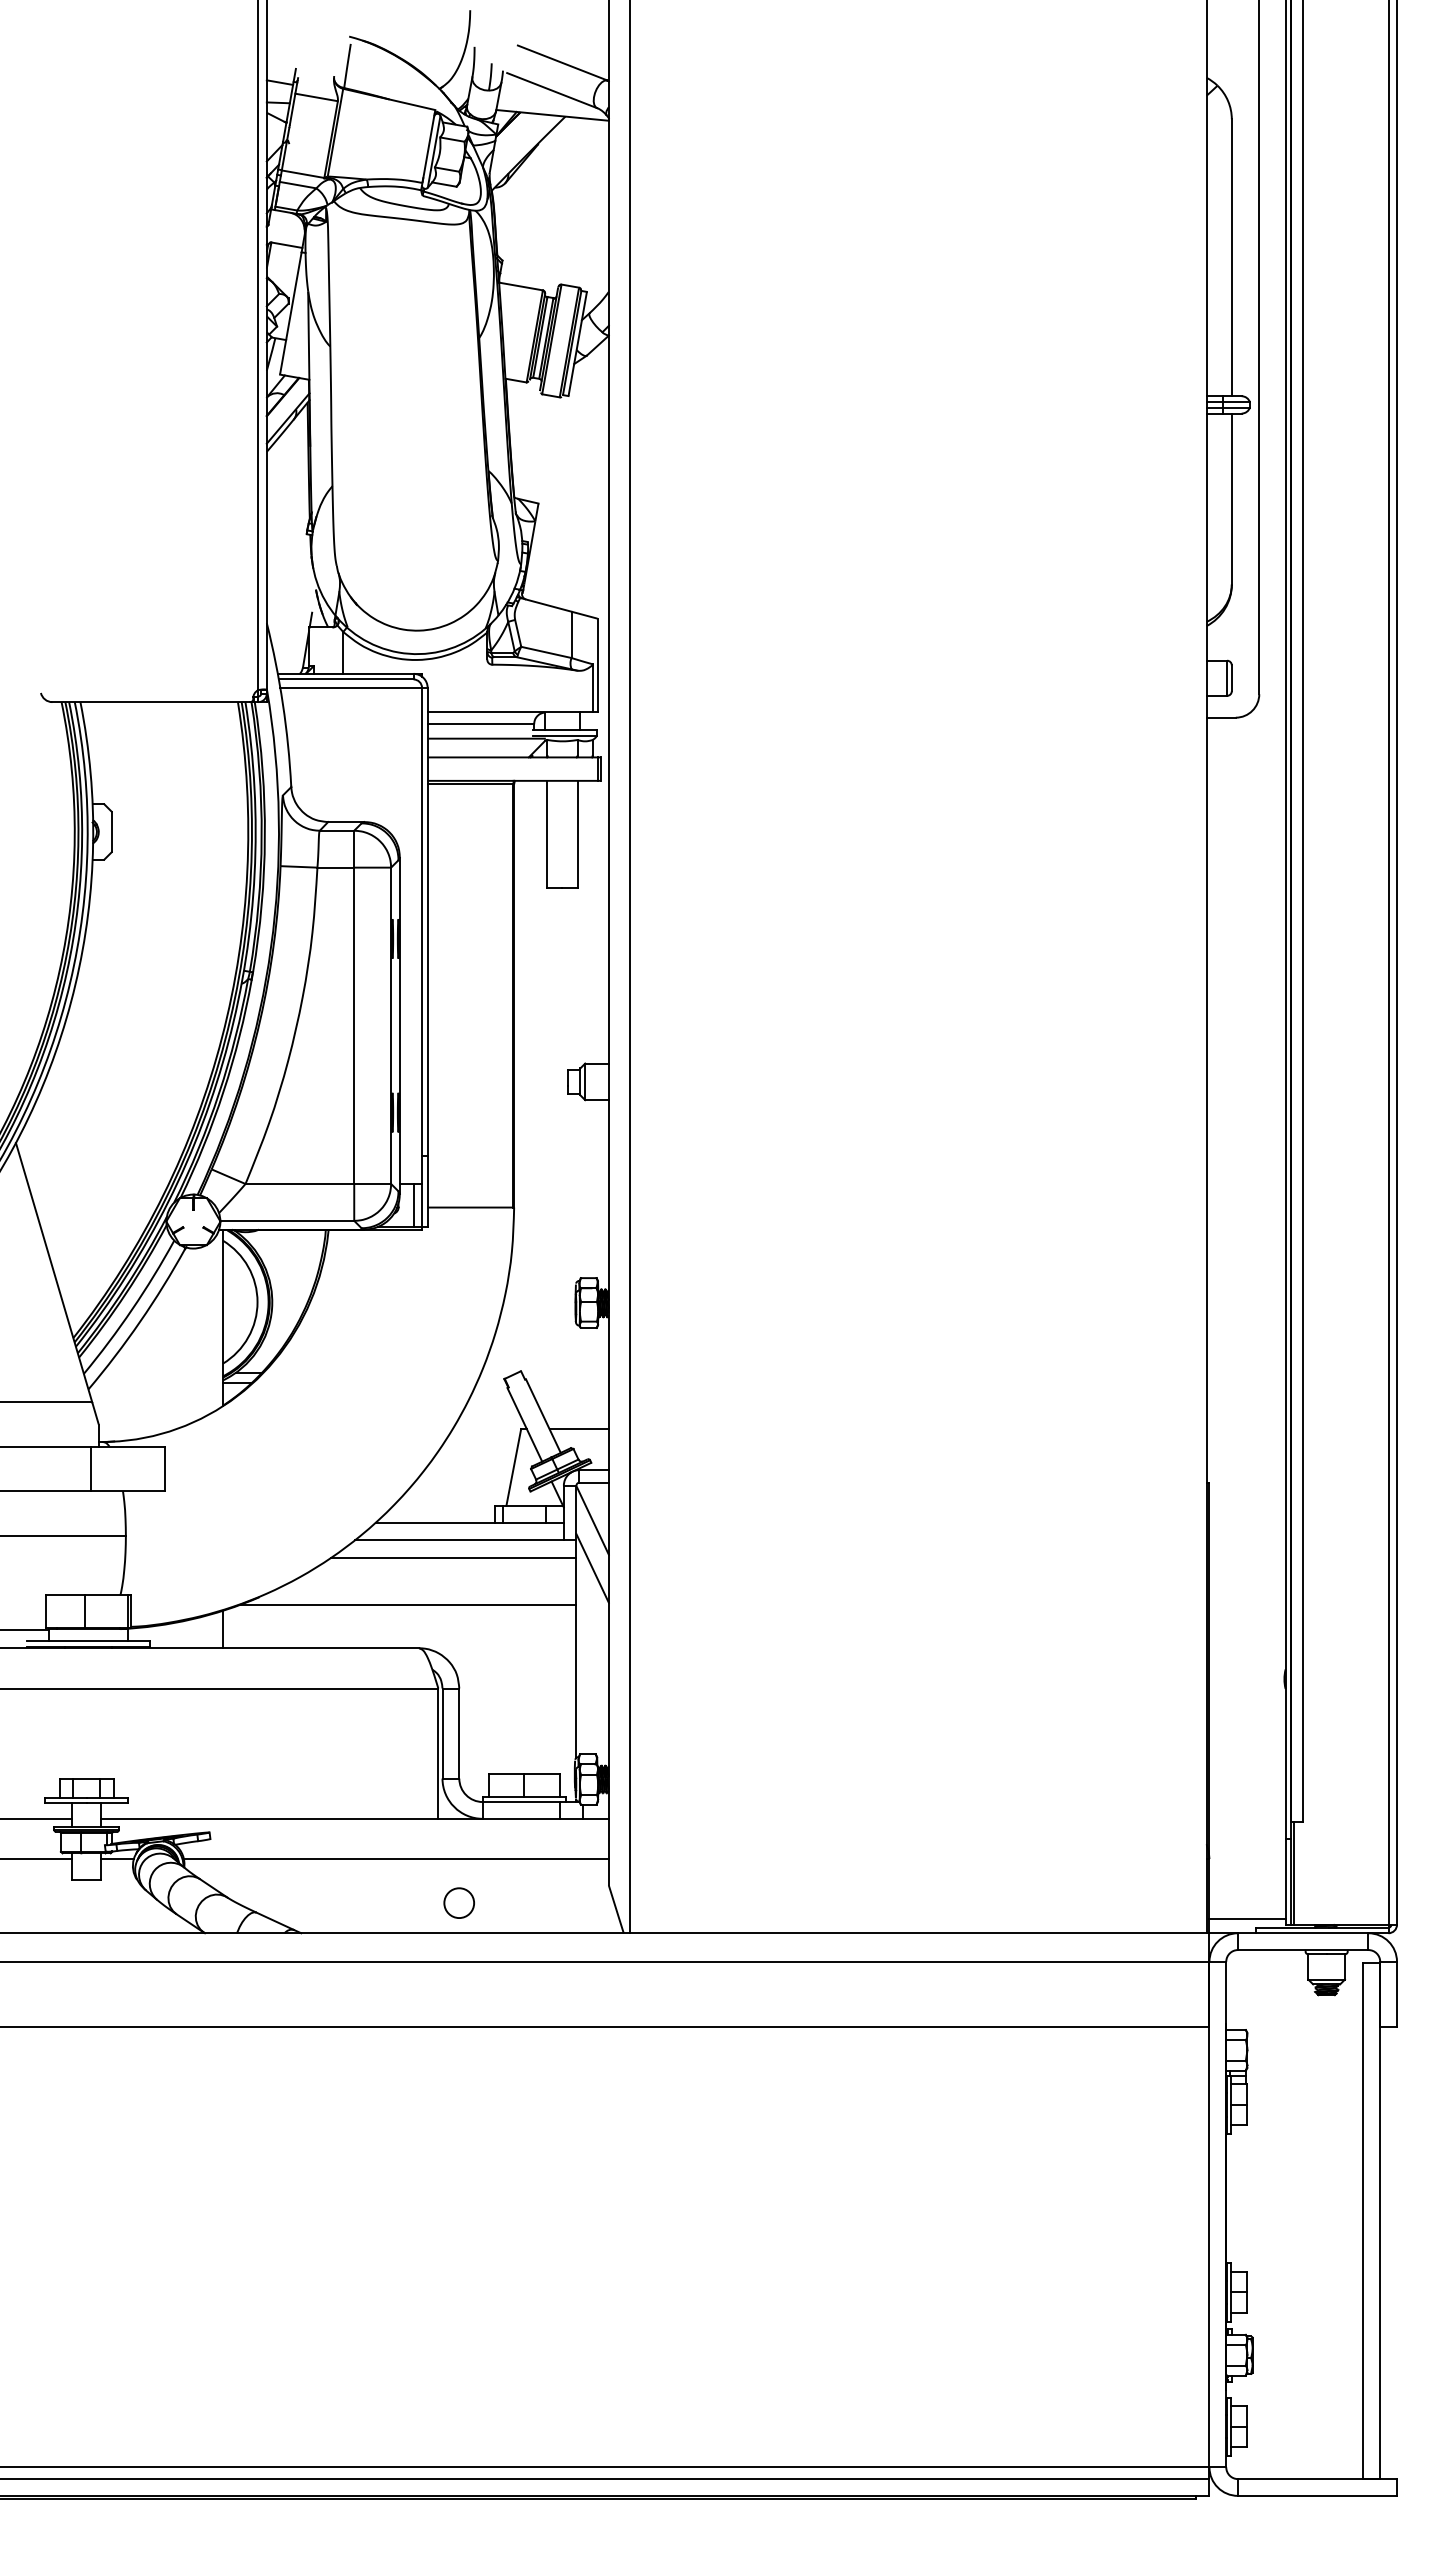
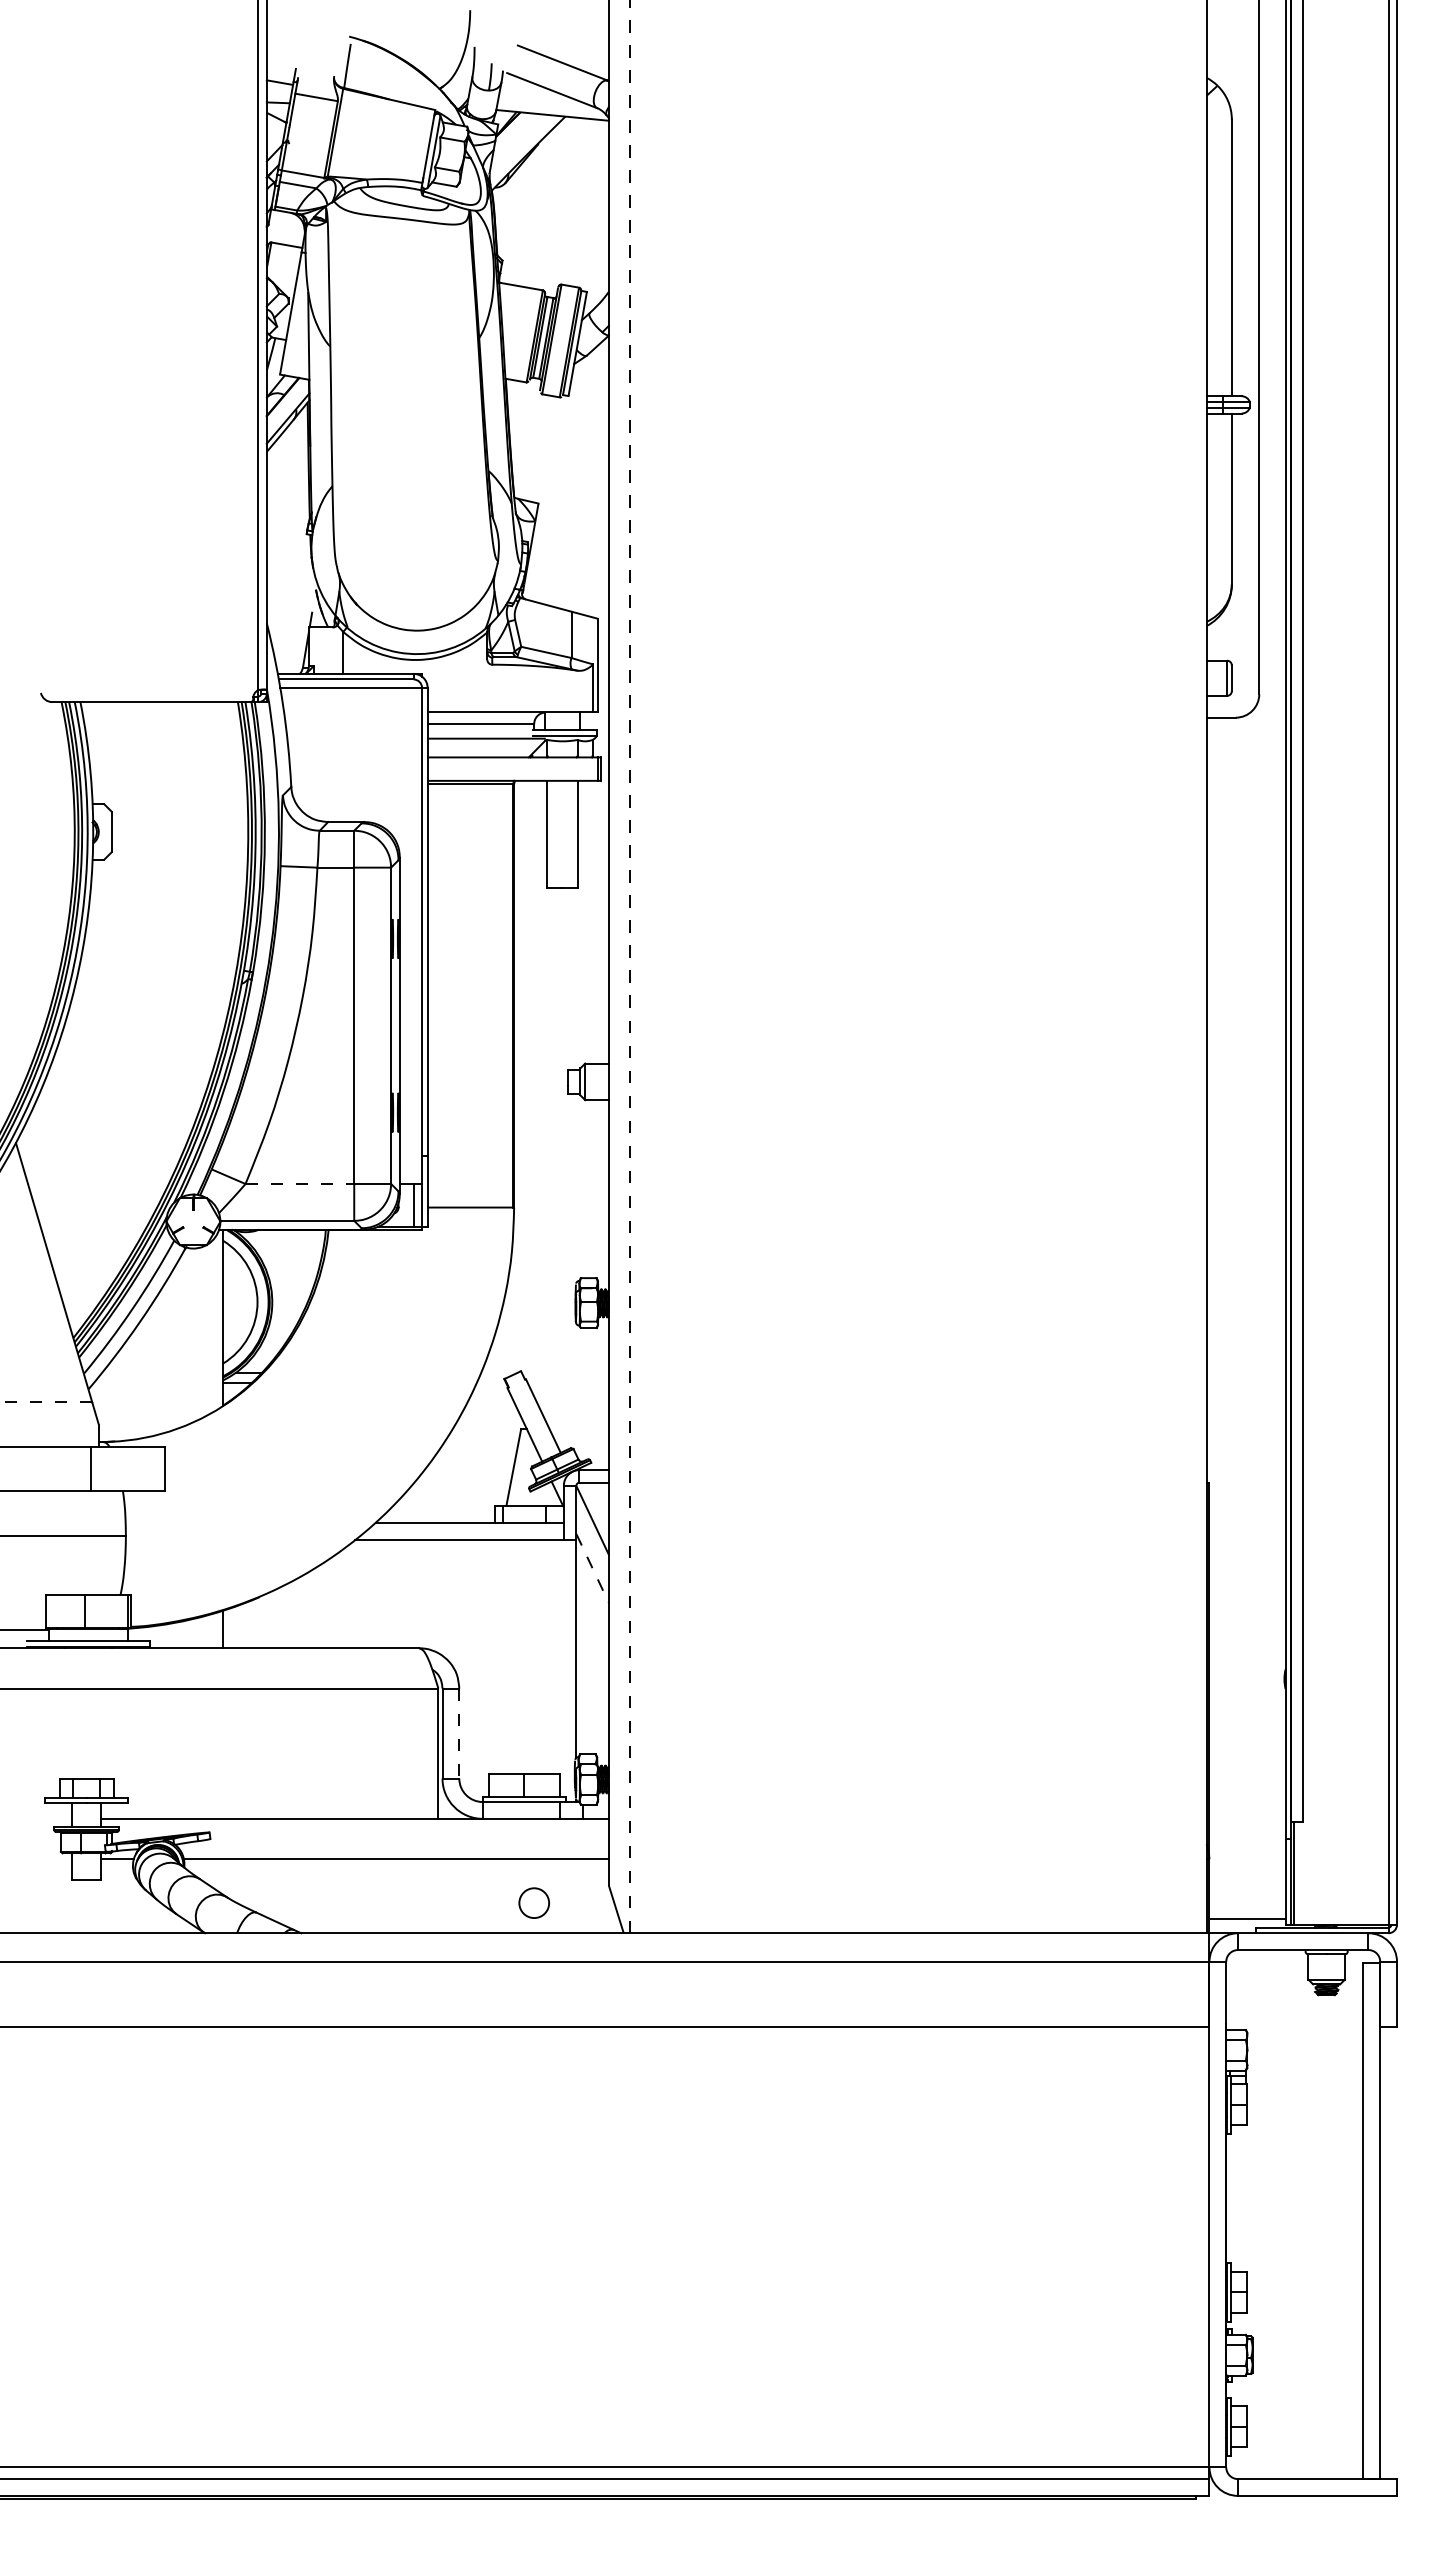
line: solid -> dashed (630, 966)
line: solid -> dashed (300, 1183)
line: solid -> dashed (46, 1402)
line: present -> none (578, 1429)
line: present -> none (453, 1557)
line: solid -> dashed (592, 1568)
line: present -> none (408, 1604)
line: solid -> dashed (459, 1734)
line: present -> none (36, 1818)
line: present -> none (36, 1859)
circle position: (458, 1902) -> (533, 1902) (533, 1902)
